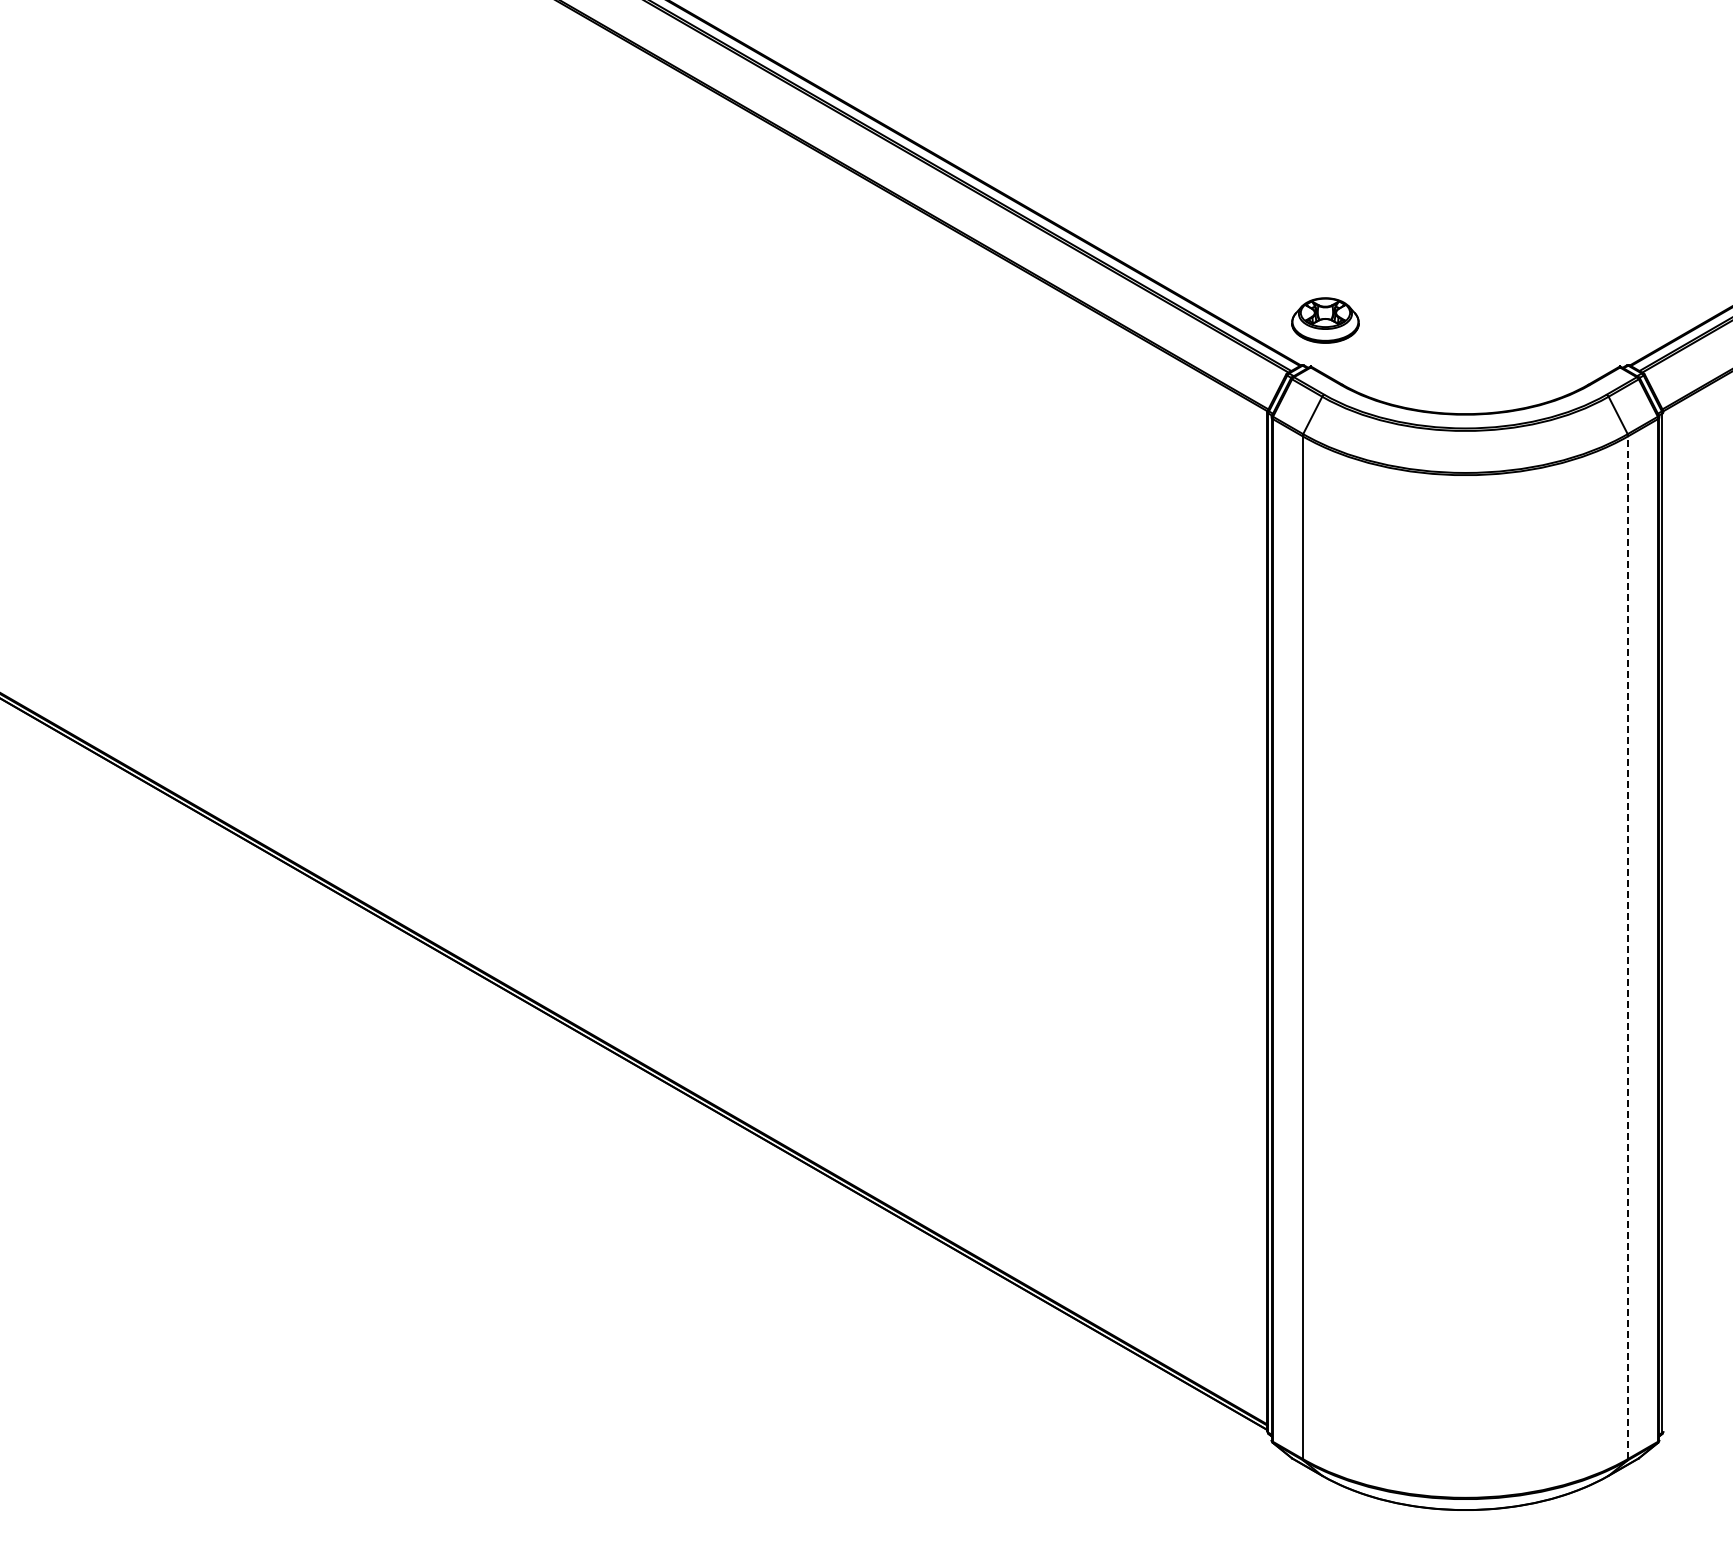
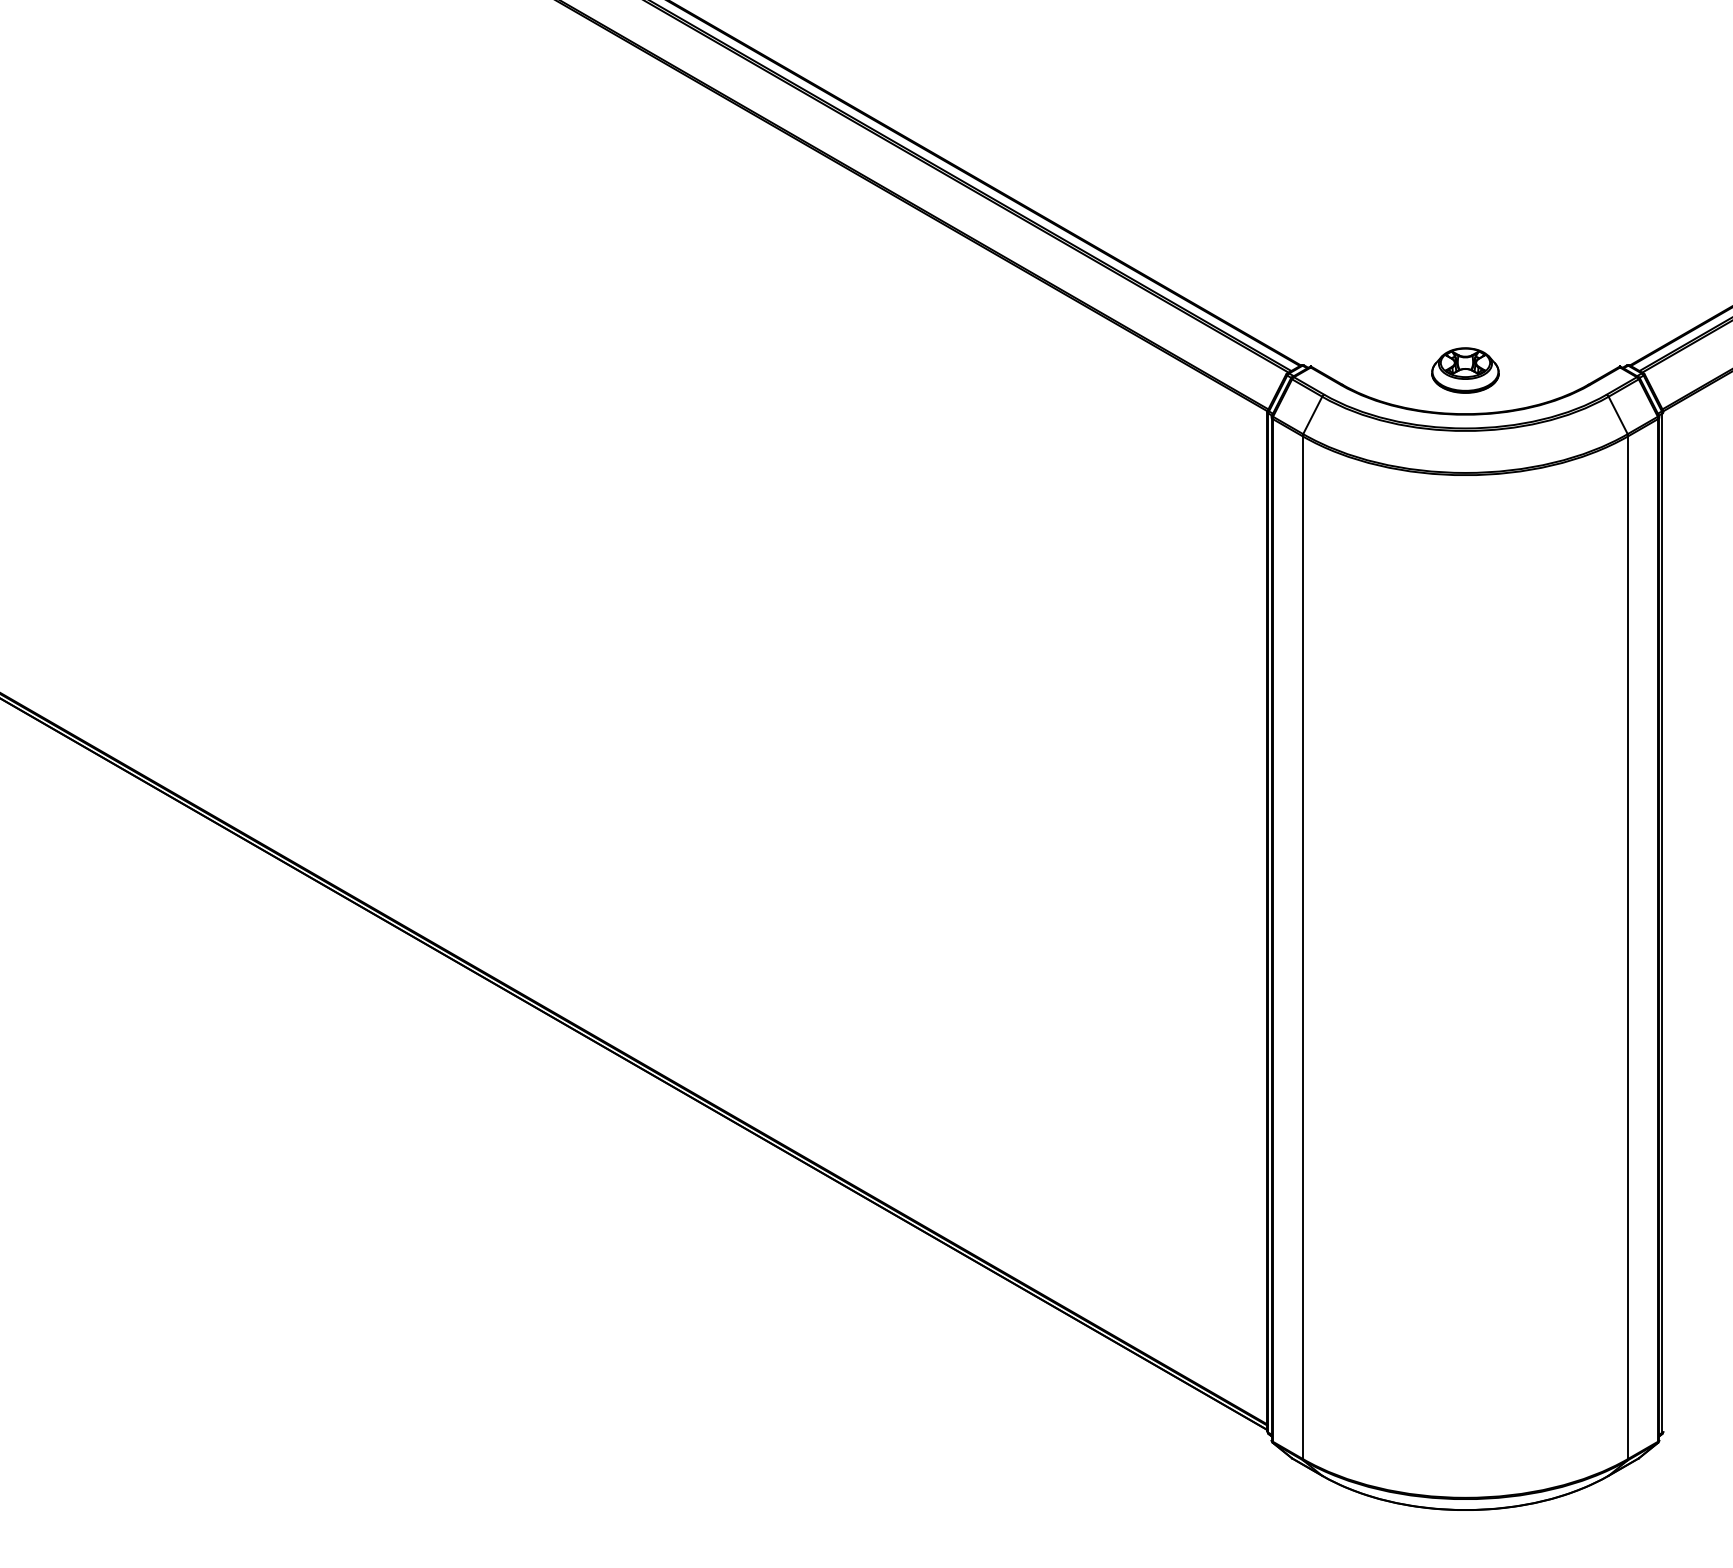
part position: (1325, 320) -> (1465, 370) (1465, 370)
line: dashed -> solid (1628, 947)
